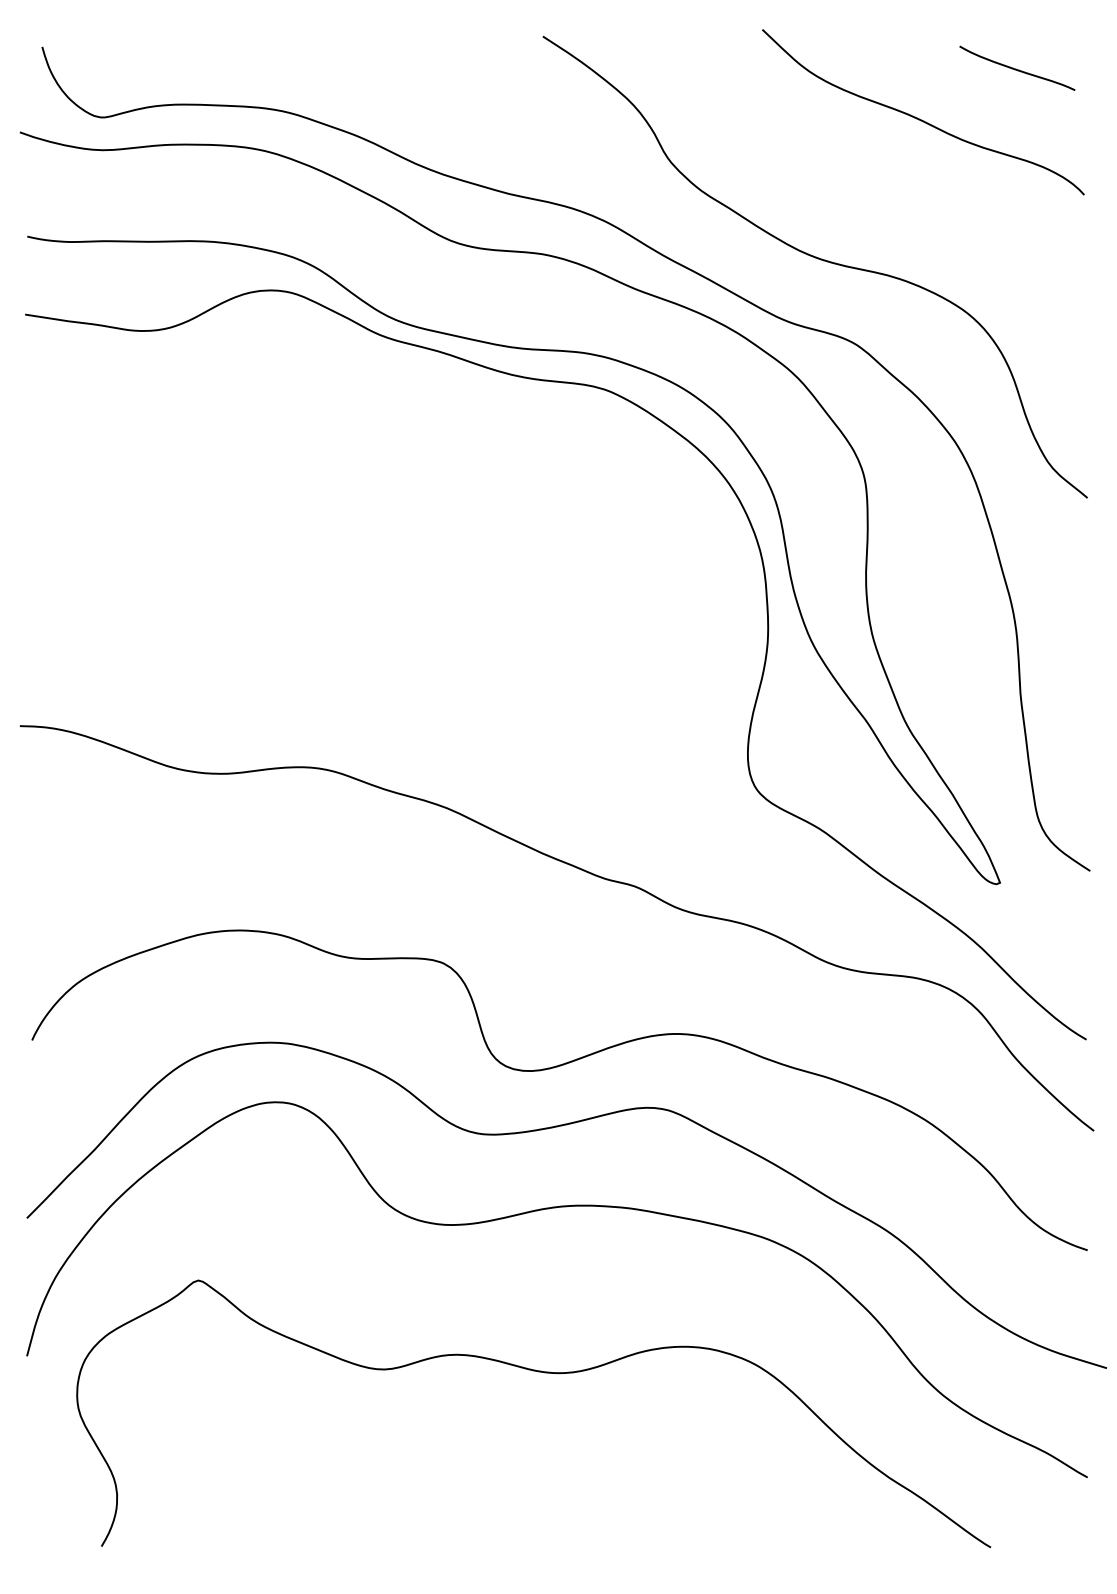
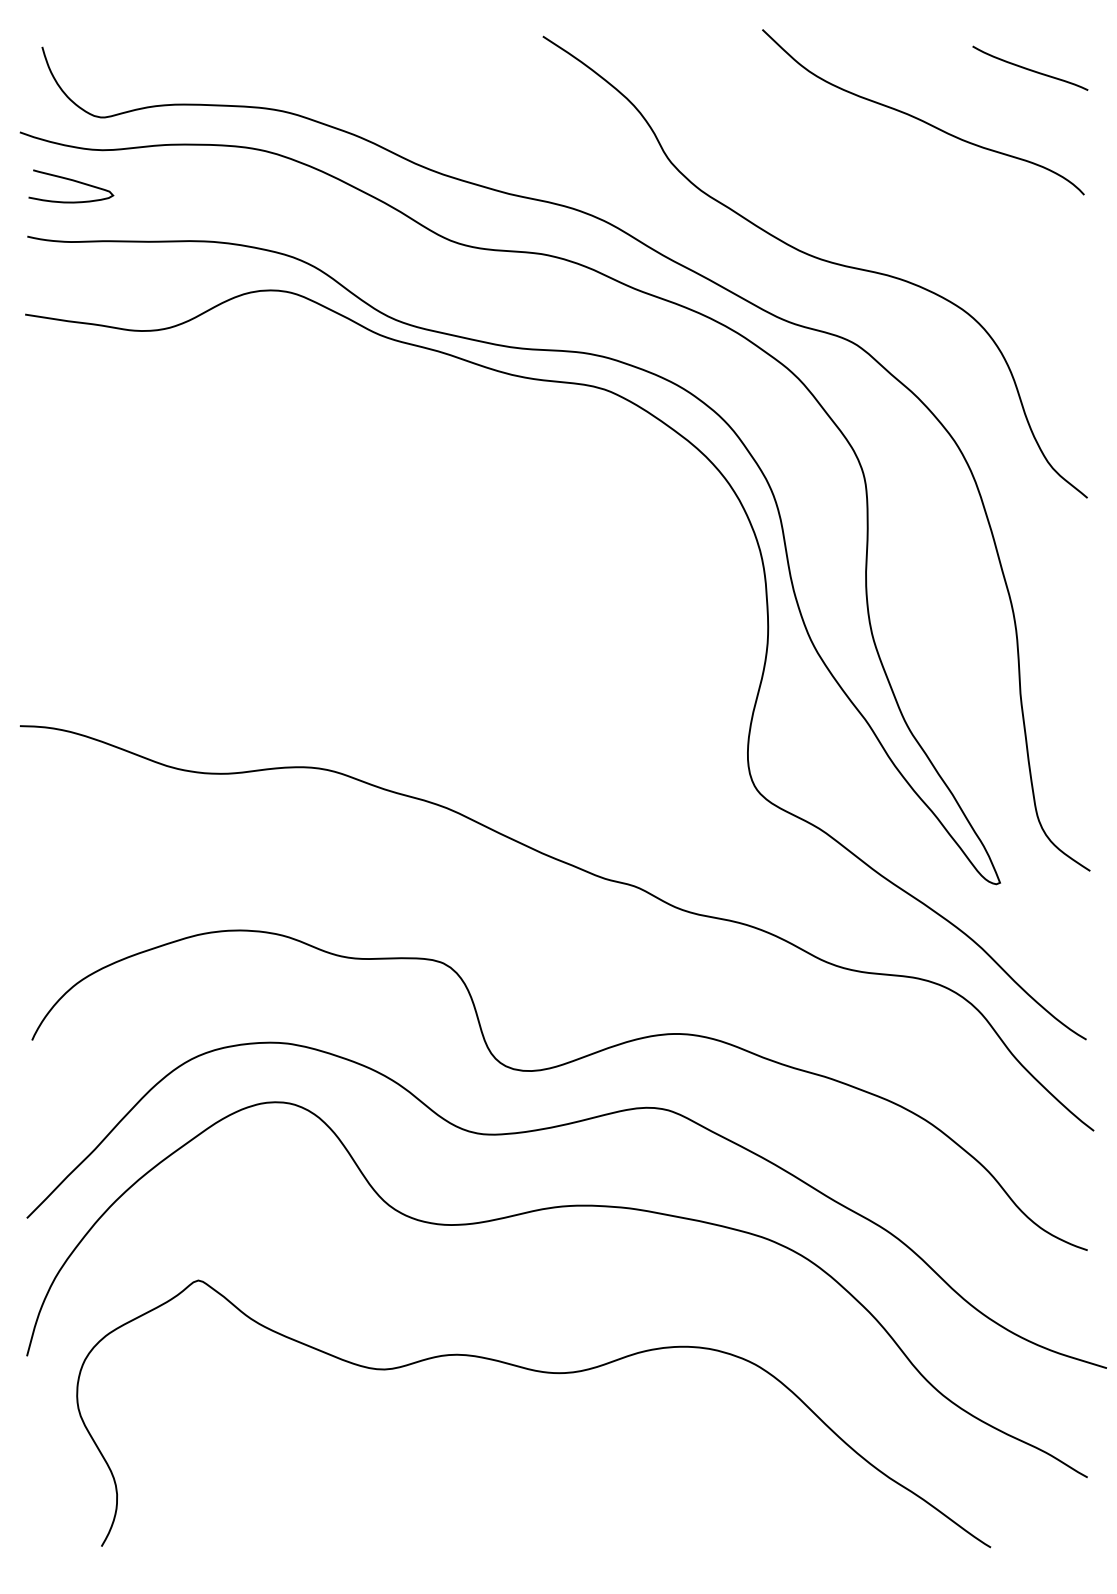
curve position: (1016, 68) -> (1029, 68) (1029, 68)
curve: none -> present (72, 181)
